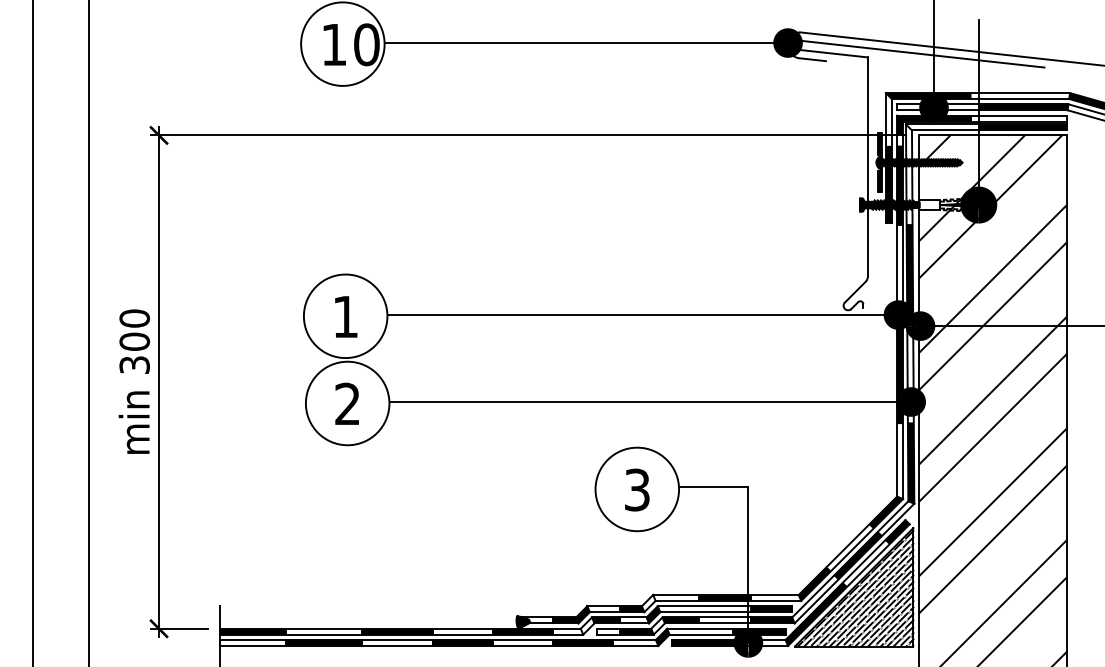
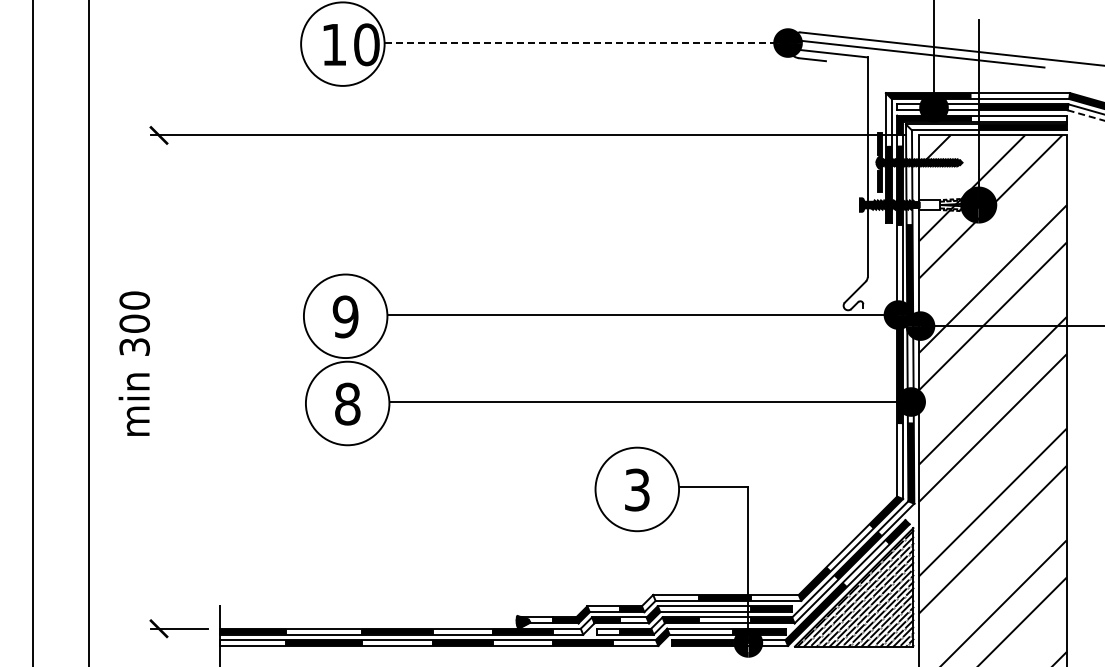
line: solid -> dashed (586, 43)
line: solid -> dashed (1085, 115)
text: 1 -> 9 (345, 316)
text position: (133, 381) -> (133, 363) (133, 363)
line: present -> none (159, 382)
text: 2 -> 8 (347, 403)
